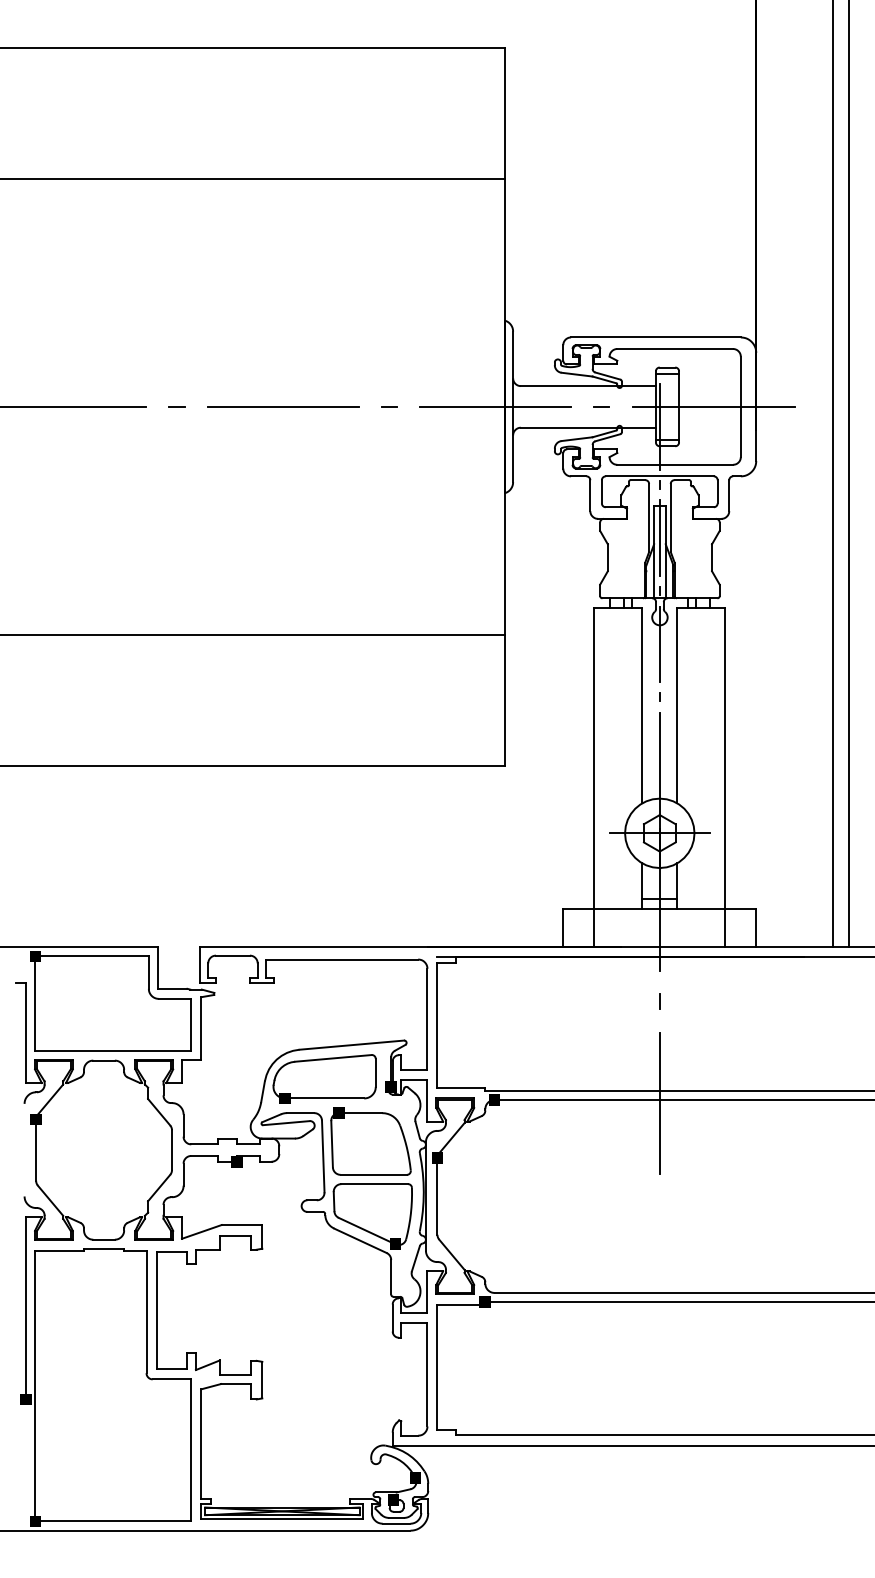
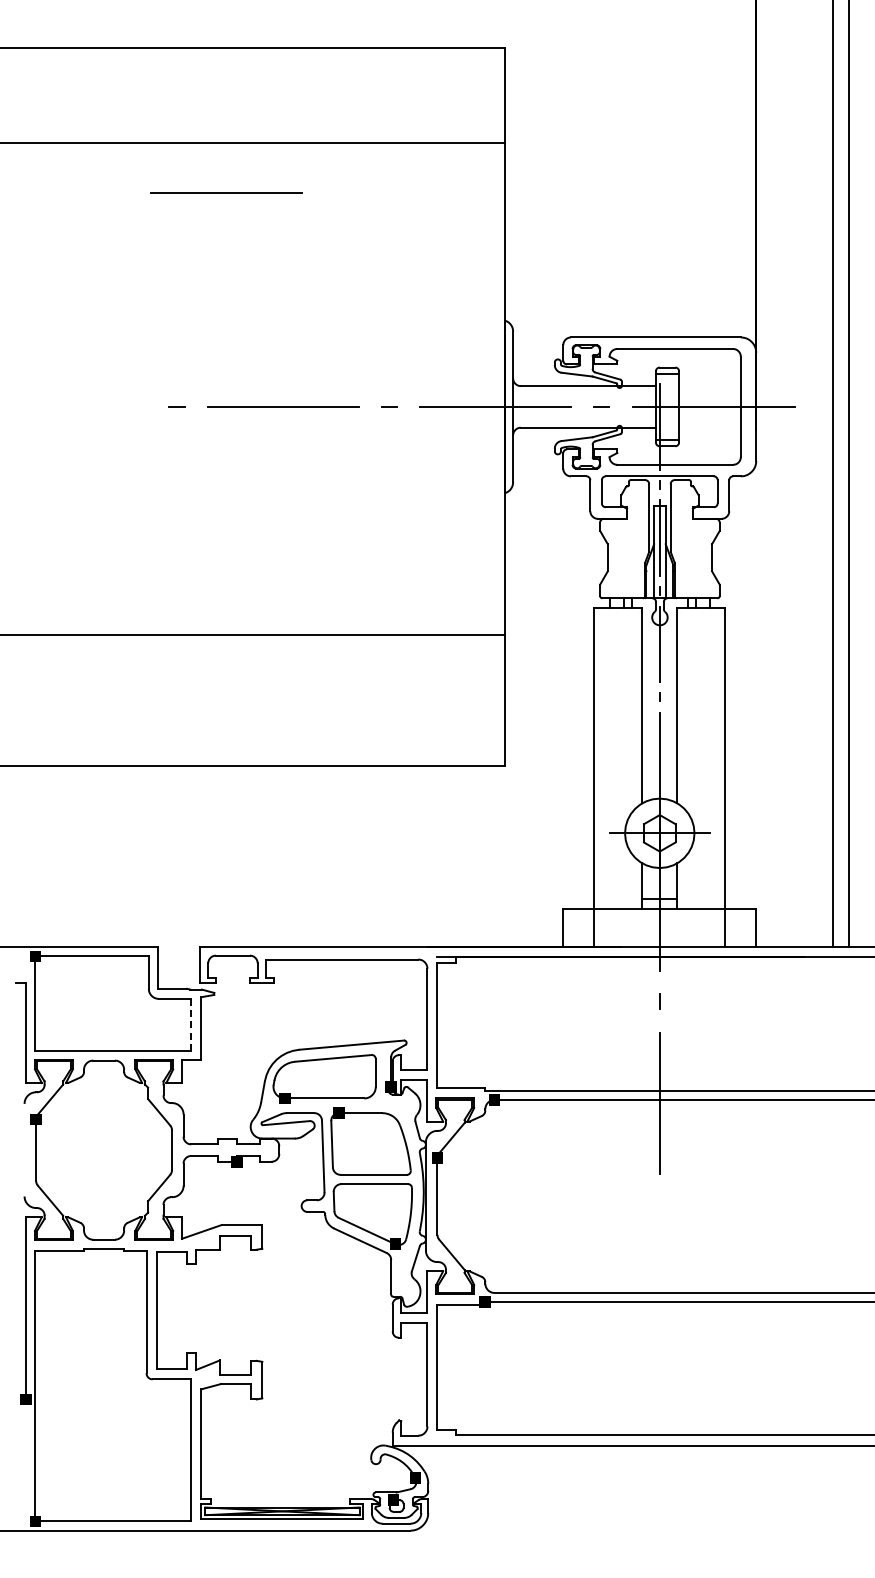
line position: (253, 179) -> (253, 143) (253, 143)
line: none -> present (226, 192)
line: present -> none (74, 406)
line: solid -> dashed (191, 1025)
